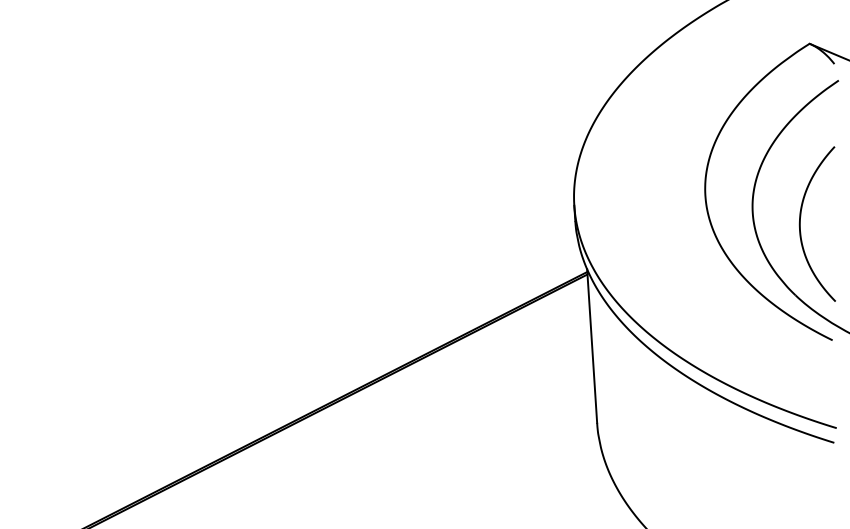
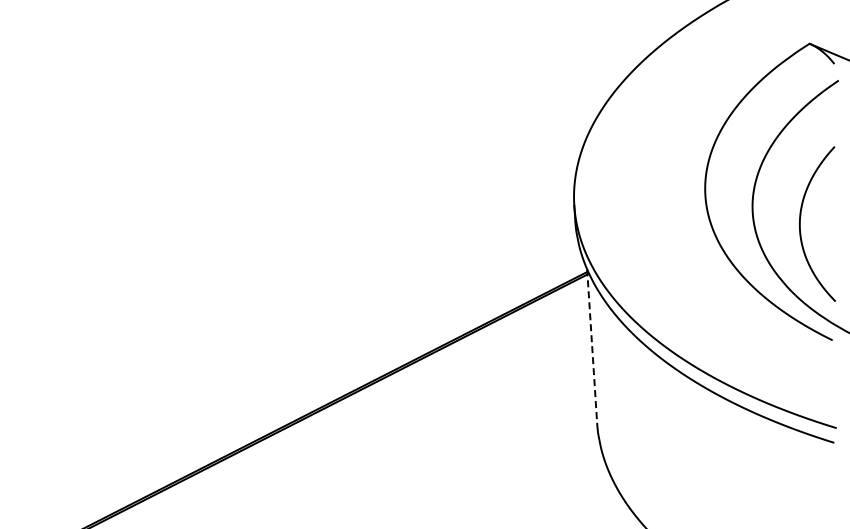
line: solid -> dashed (592, 346)
